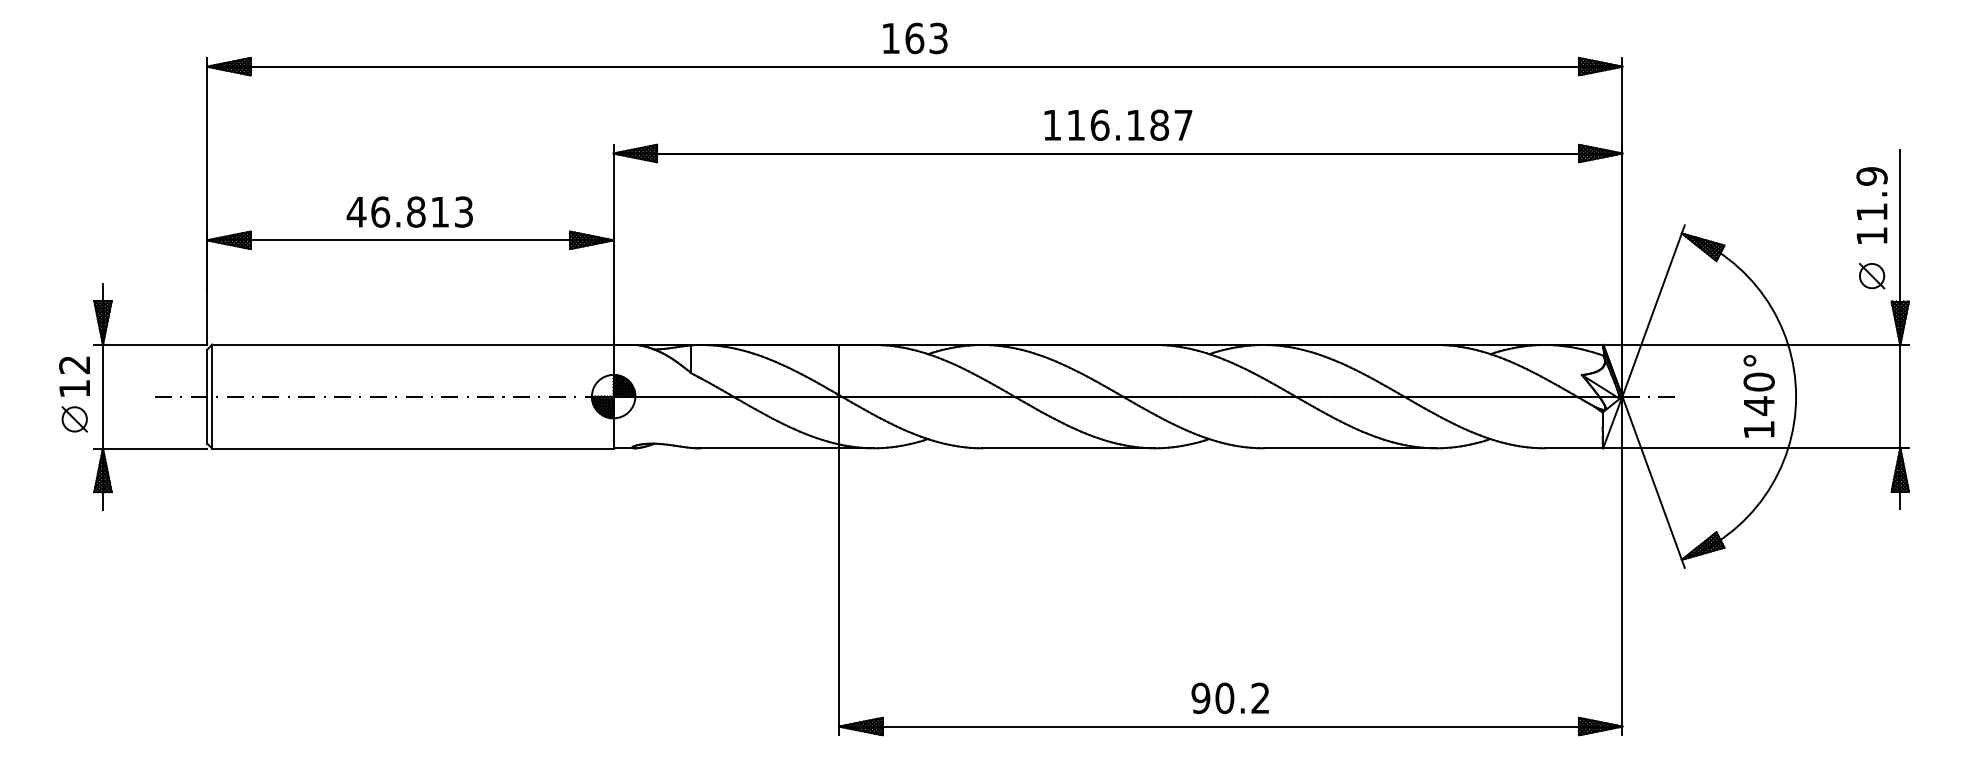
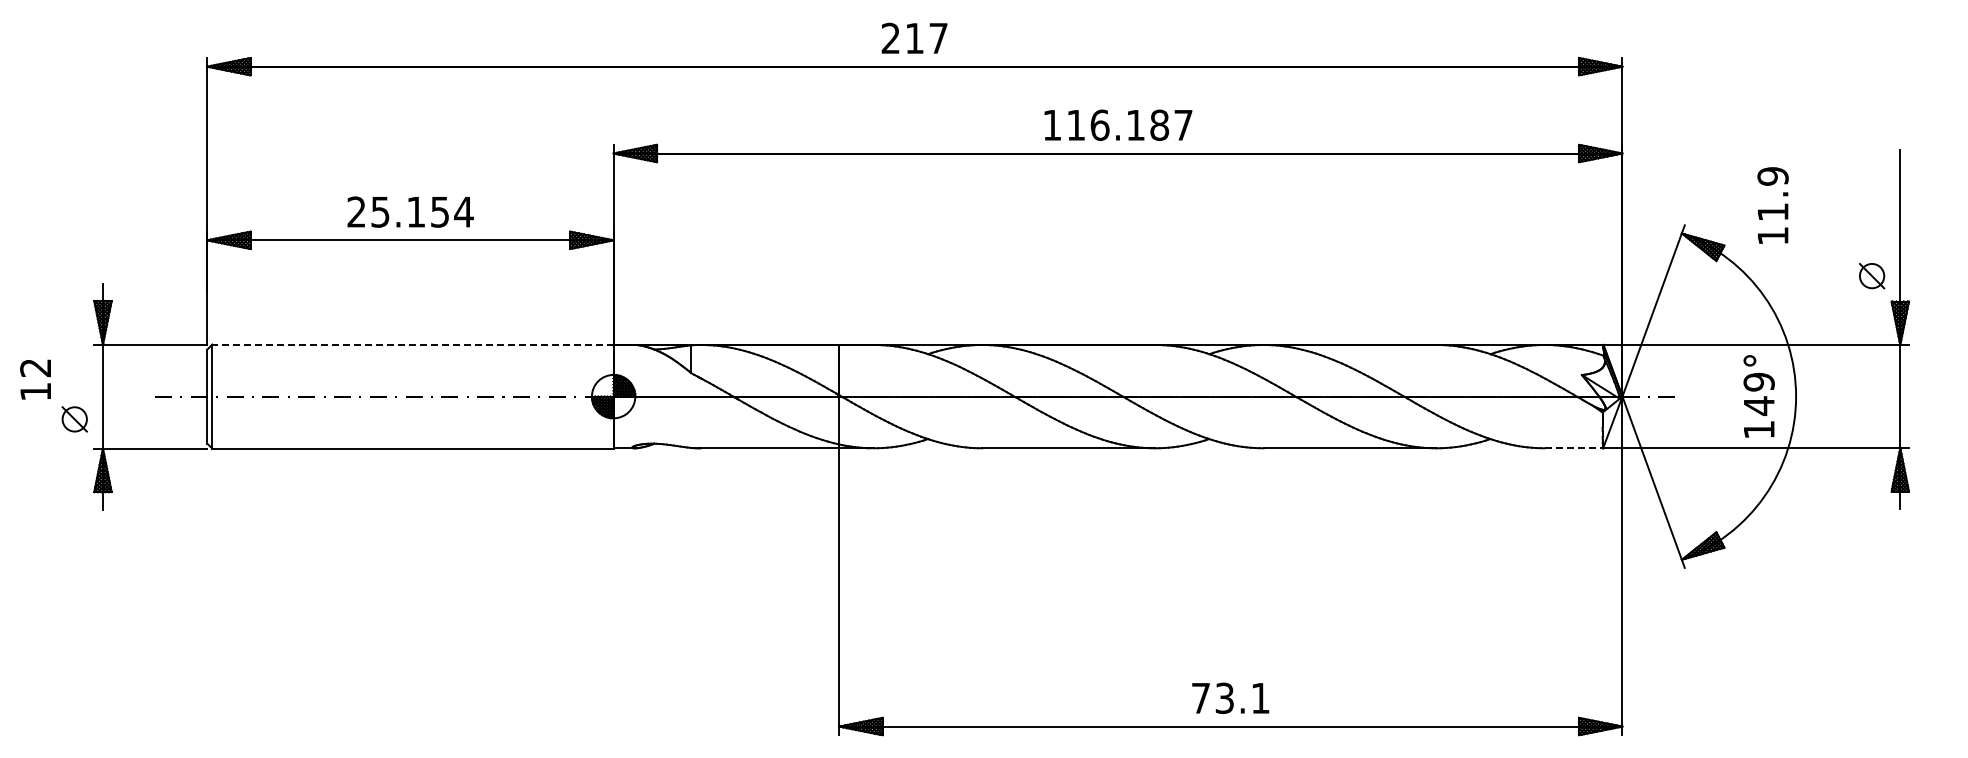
text: 163 -> 217 (914, 38)
text position: (1871, 205) -> (1772, 205) (1772, 205)
text: 46.813 -> 25.154 (409, 211)
line: solid -> dashed (413, 344)
text position: (74, 376) -> (35, 379) (35, 379)
text: 140° -> 149° (1758, 381)
line: solid -> dashed (1574, 448)
text: 90.2 -> 73.1 (1230, 698)
